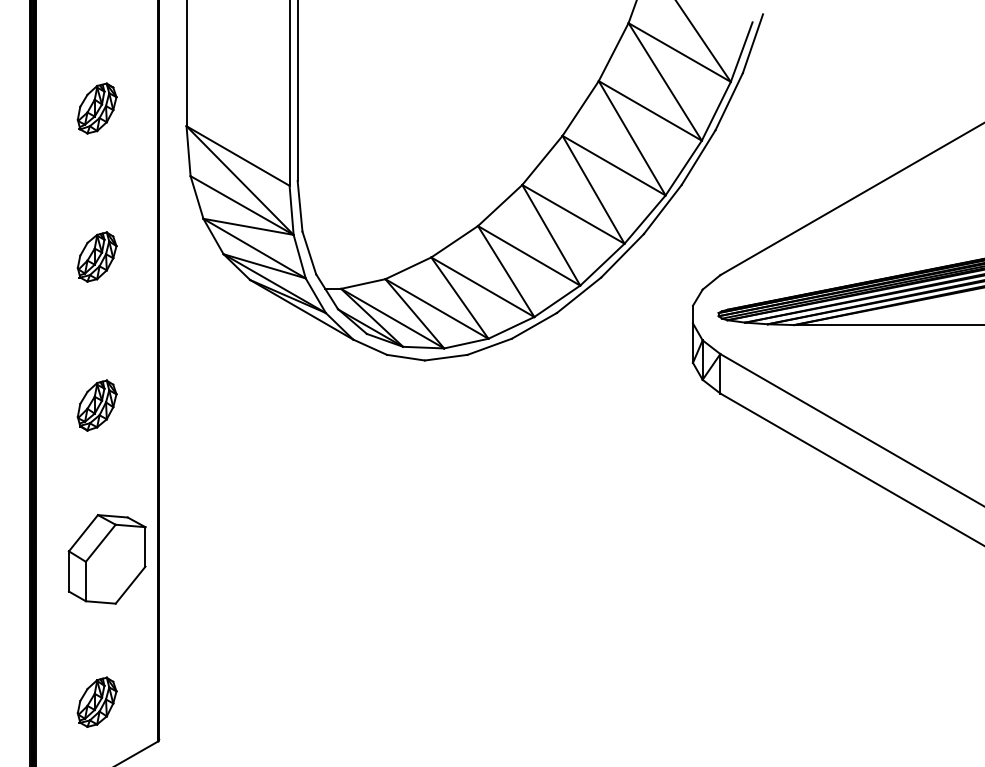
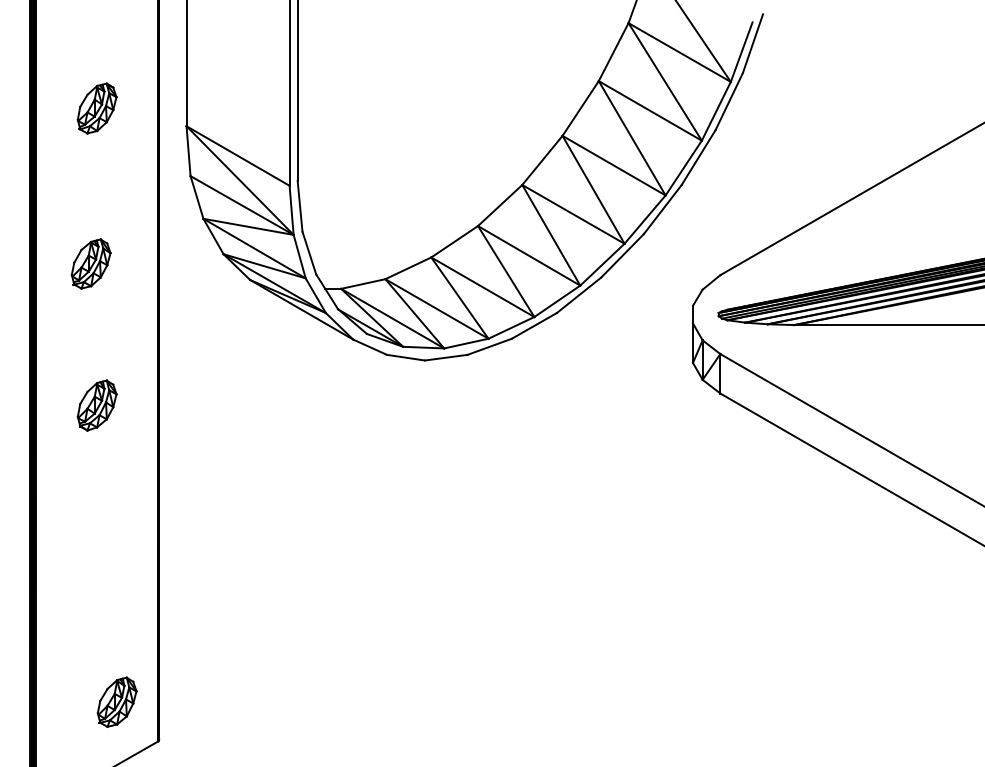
part position: (96, 256) -> (90, 263) (90, 263)
part: present -> none (106, 559)
part position: (96, 701) -> (116, 701) (116, 701)
